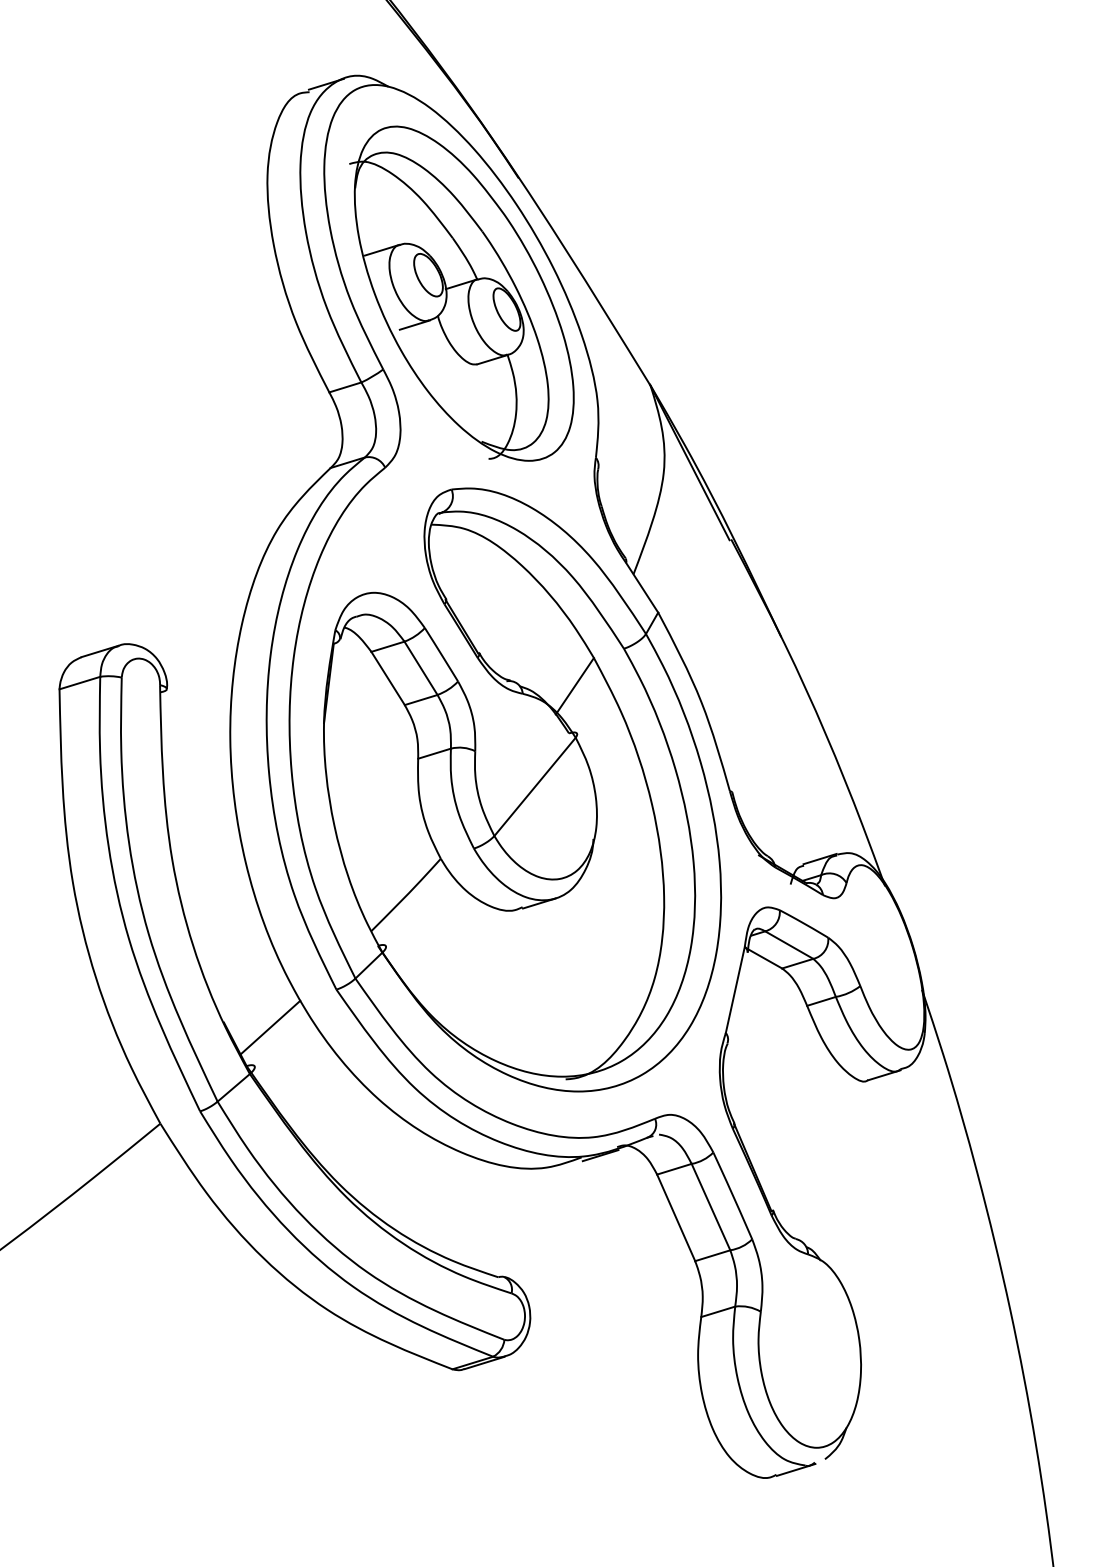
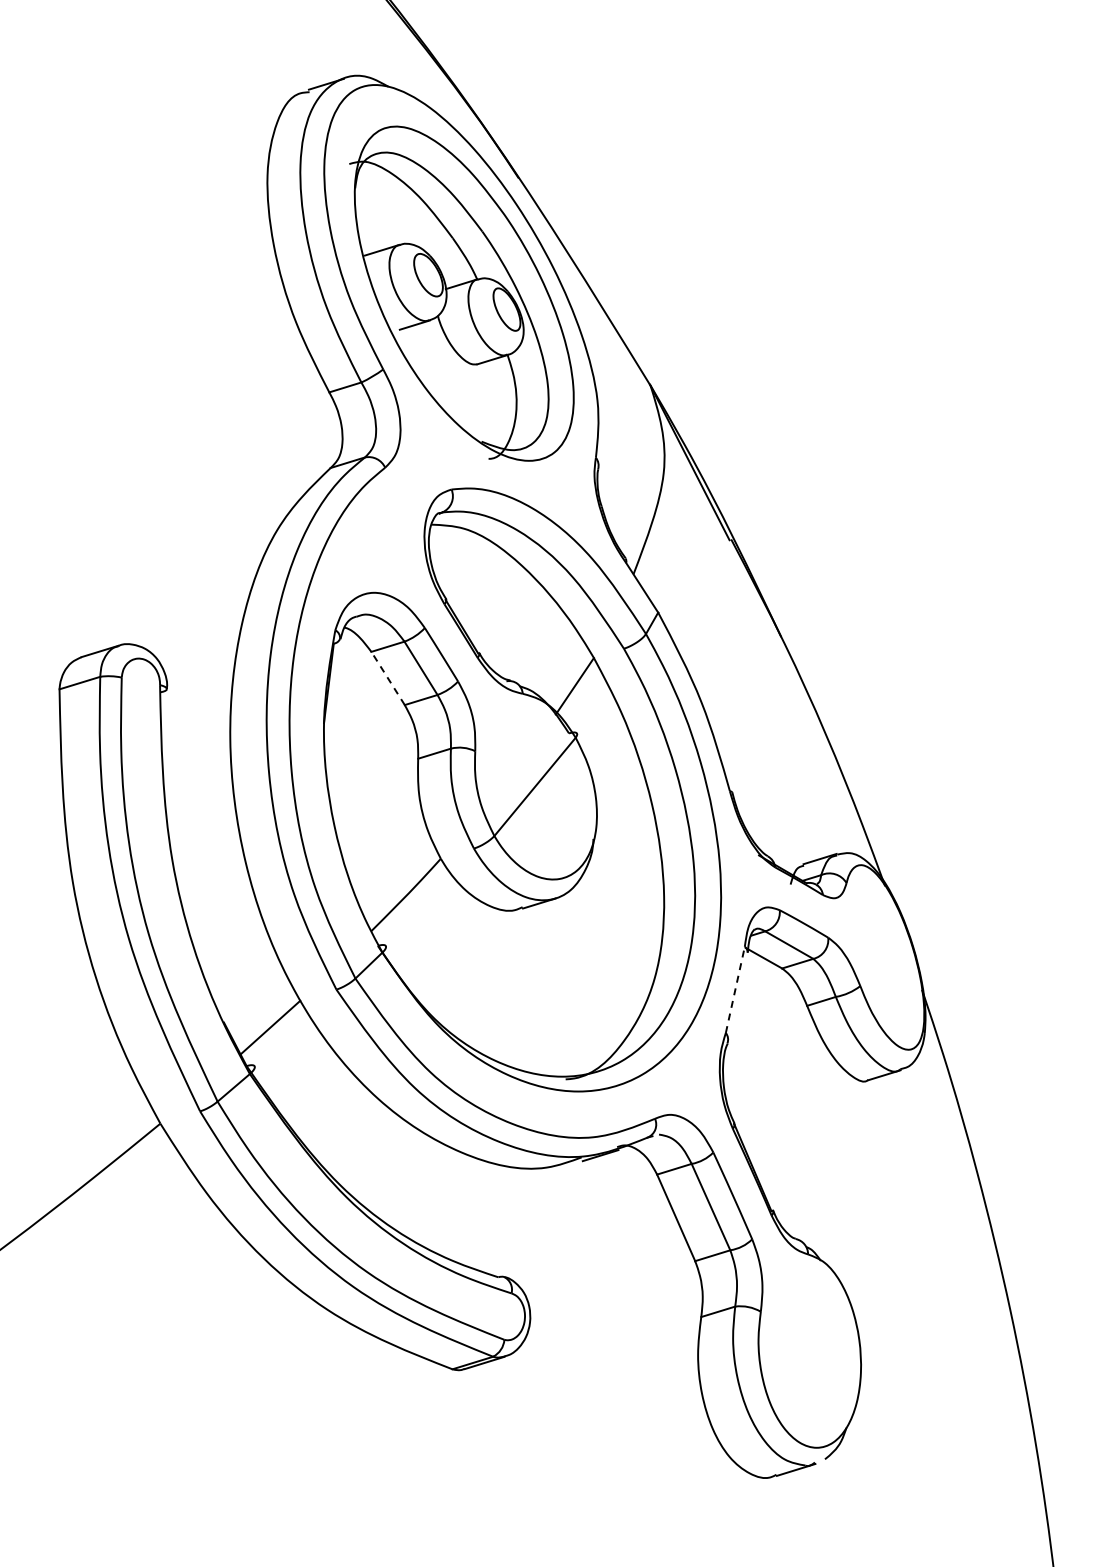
line: solid -> dashed (387, 678)
line: solid -> dashed (735, 989)
